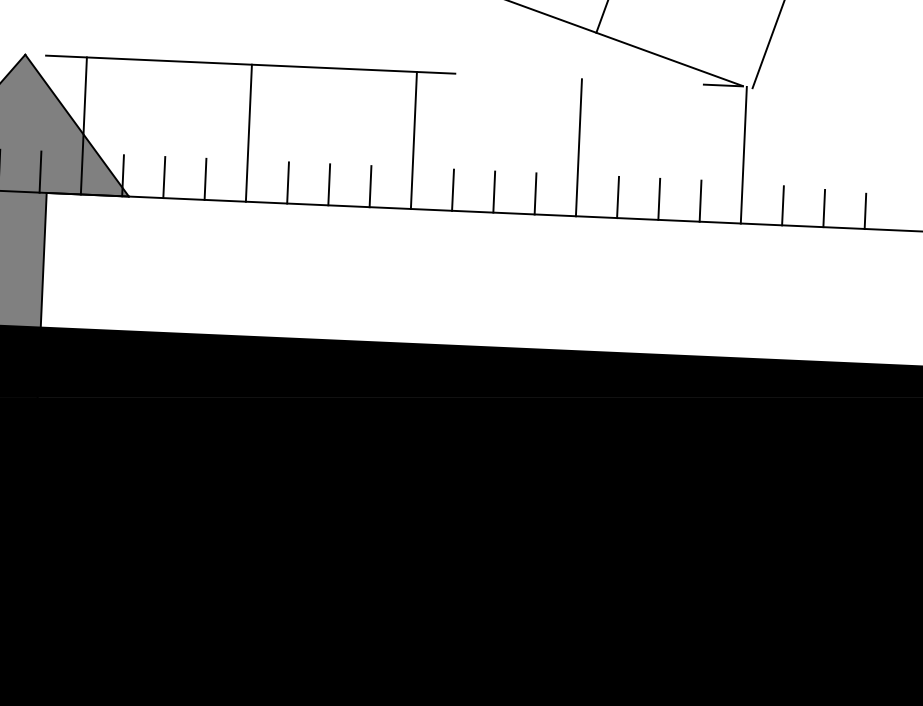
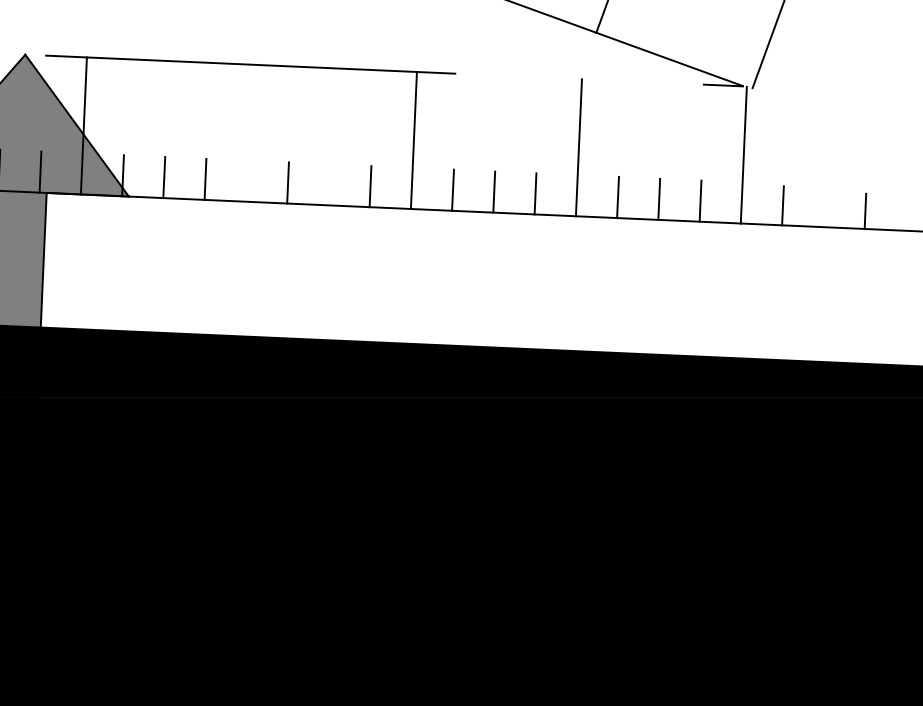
line: present -> none (248, 132)
line: present -> none (329, 184)
line: present -> none (824, 208)
